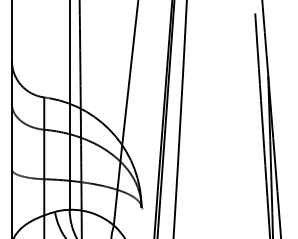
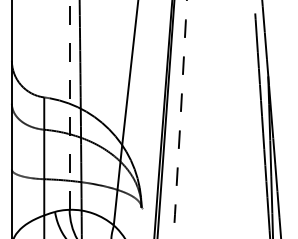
line: solid -> dashed (69, 105)
arc: solid -> dashed (180, 118)
